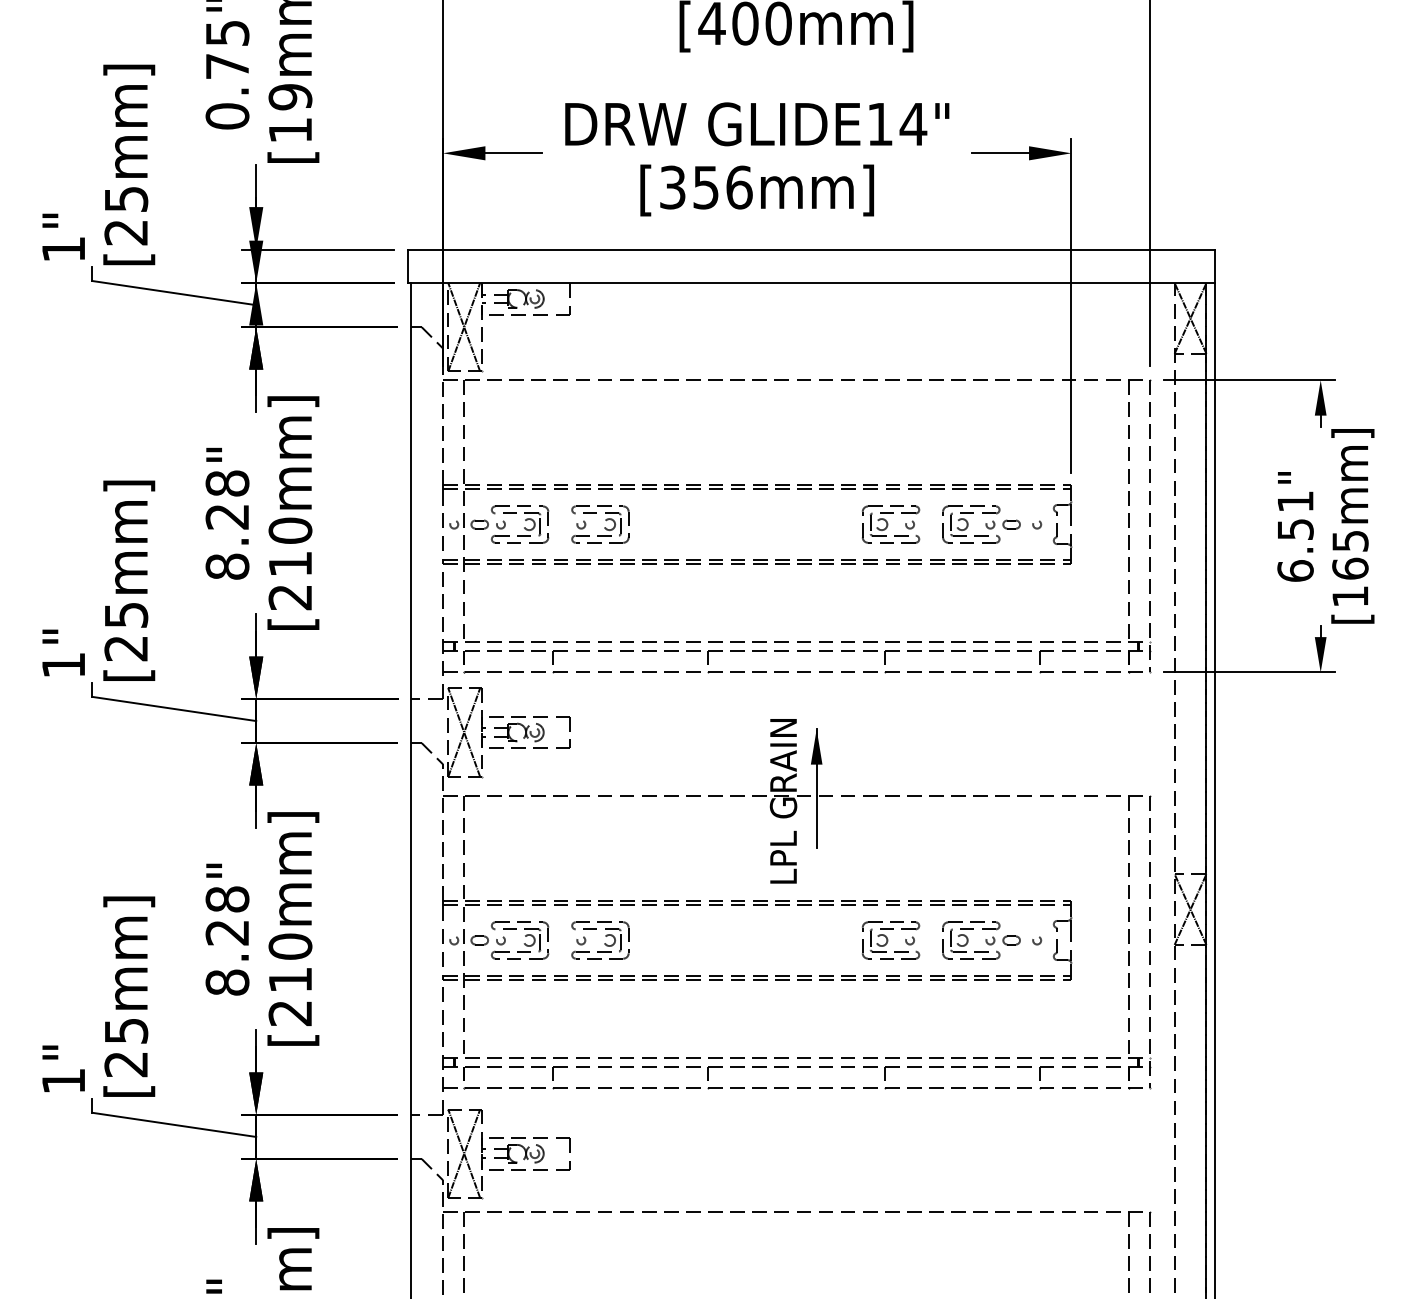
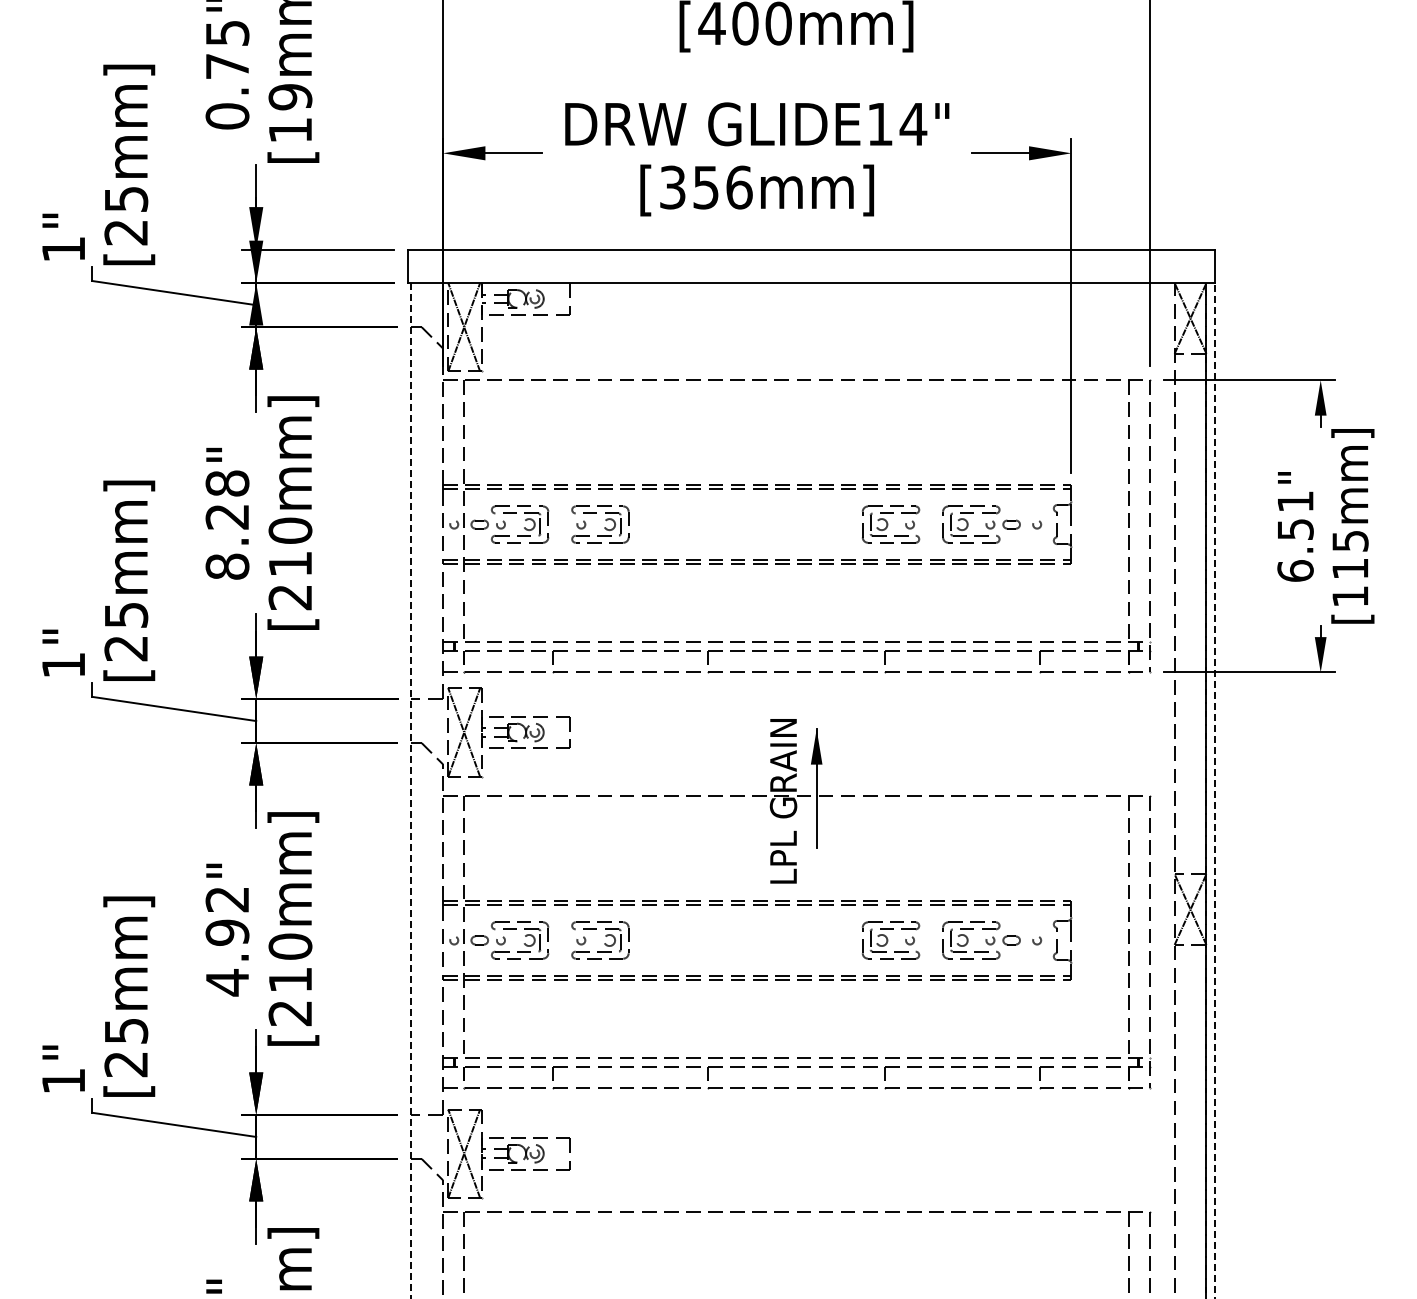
text: [165mm] -> [115mm] (1350, 568)
line: solid -> dashed (411, 791)
line: solid -> dashed (1215, 791)
text: 8.28" -> 4.92" (227, 941)
